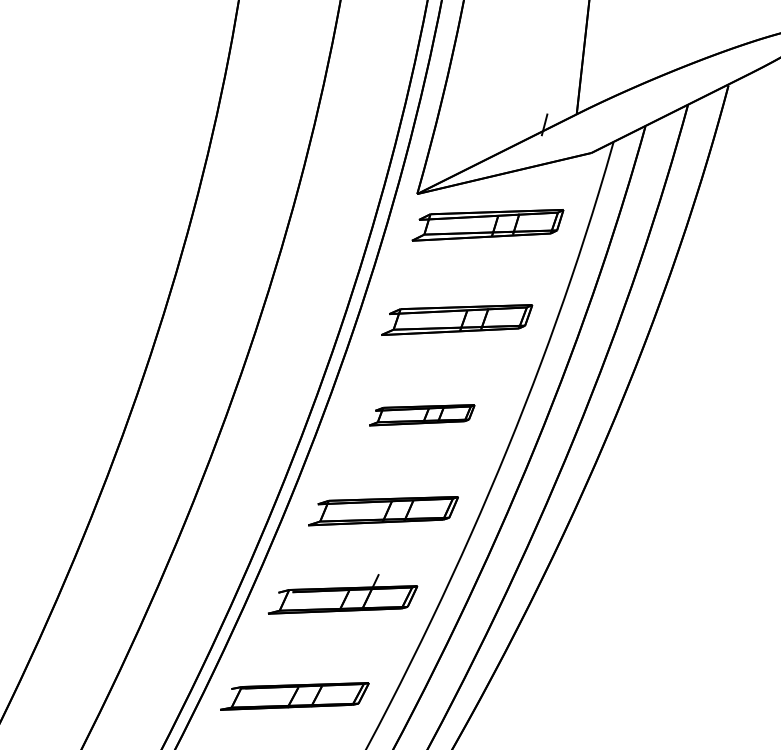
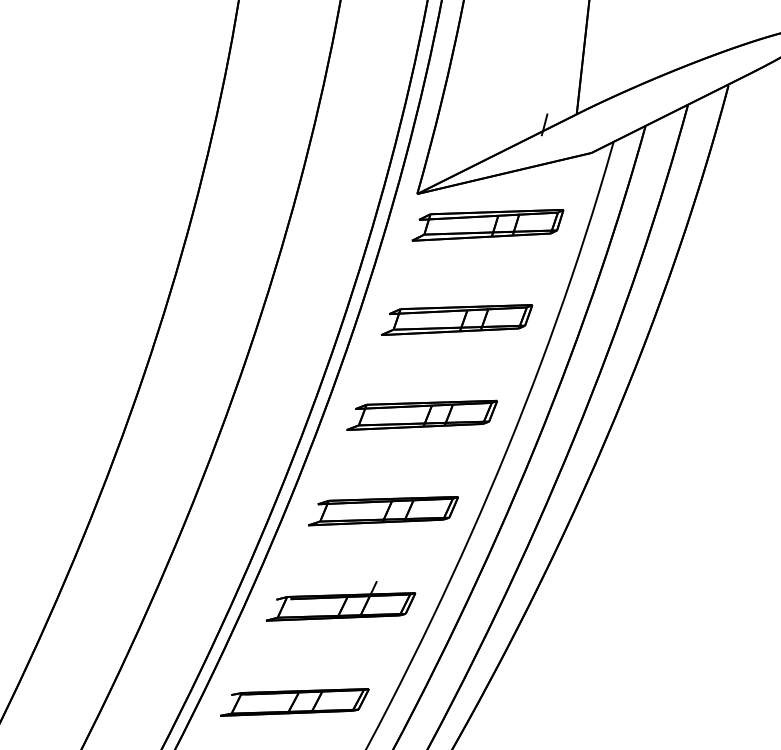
part size: 107x23 px -> 152x32 px (421, 414)
part position: (342, 594) -> (340, 601) (340, 601)
part position: (294, 696) -> (294, 702) (294, 702)
